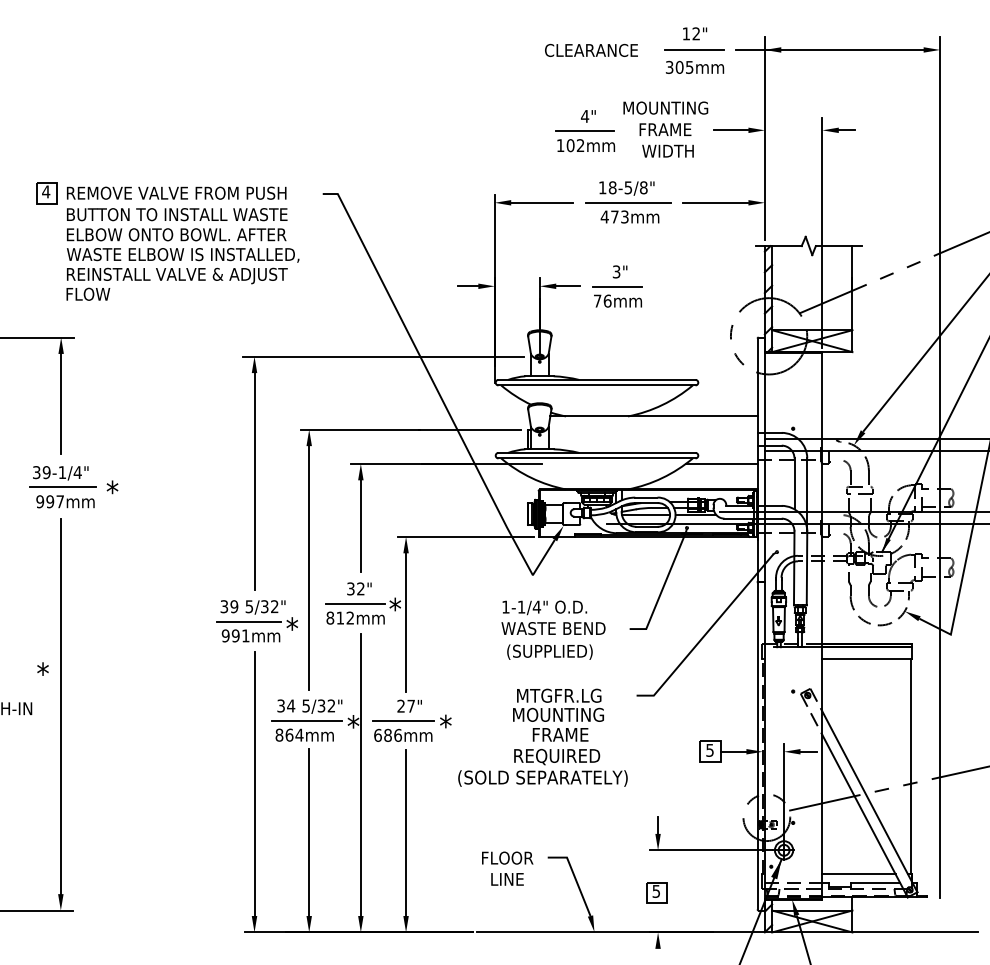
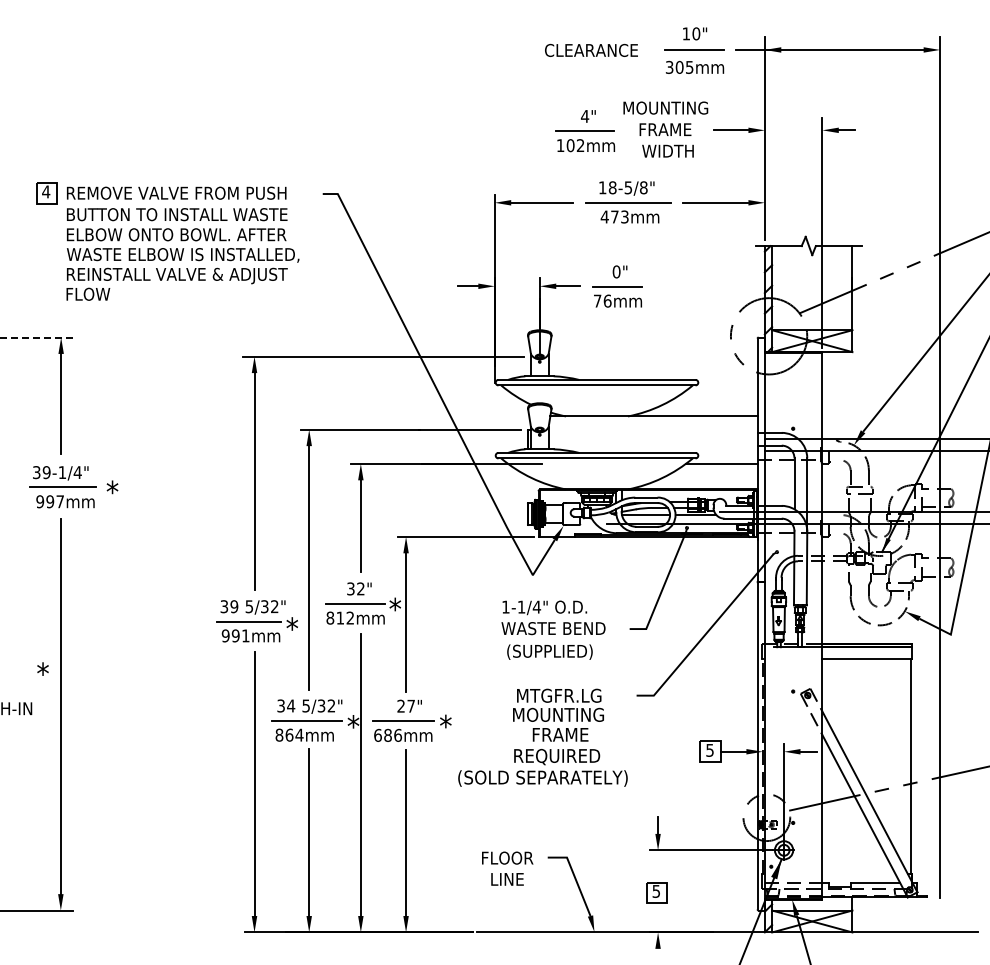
text: 12" -> 10" (696, 33)
text: 3" -> 0" (616, 271)
line: solid -> dashed (37, 337)
line: present -> none (858, 874)
